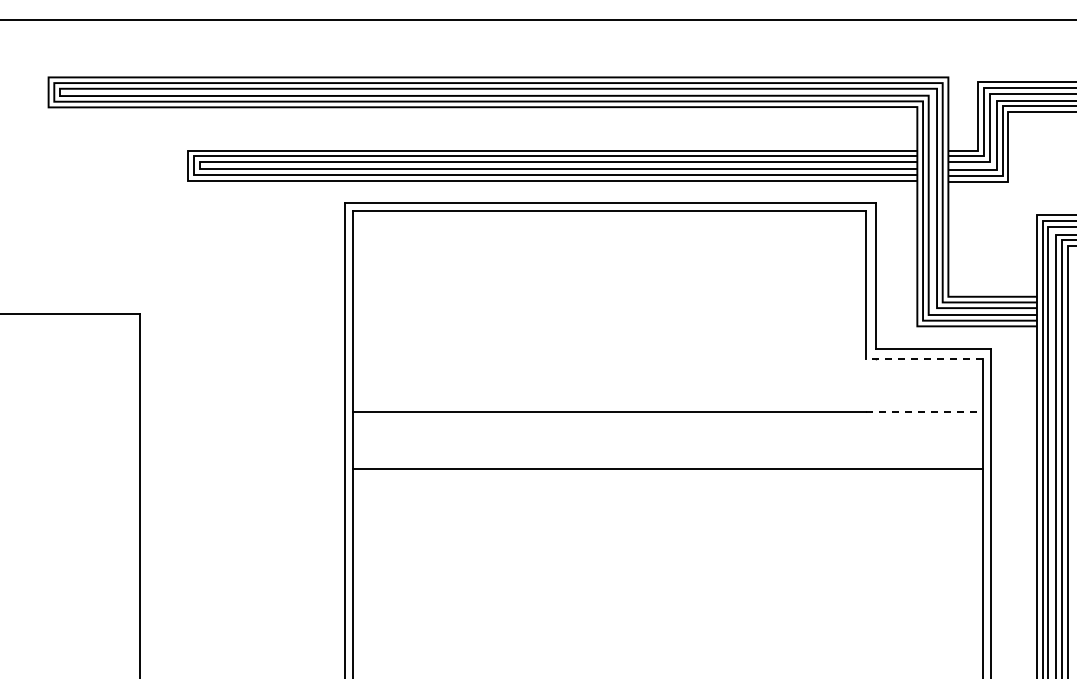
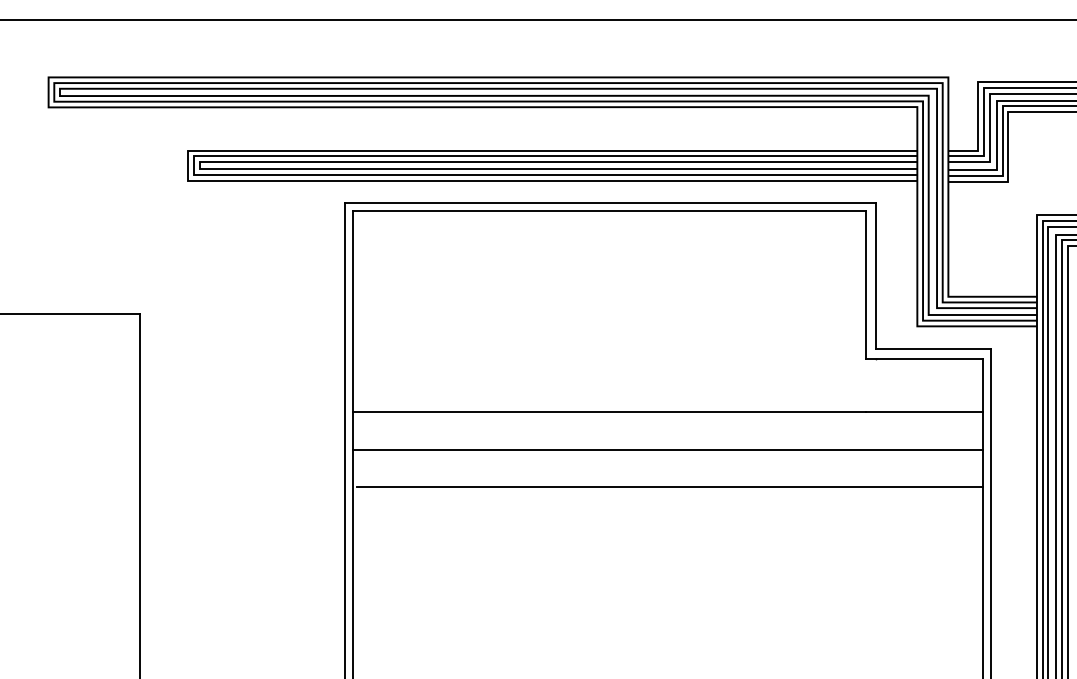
line: dashed -> solid (923, 359)
line: dashed -> solid (924, 412)
line position: (667, 468) -> (667, 449) (667, 449)
line: none -> present (669, 486)
